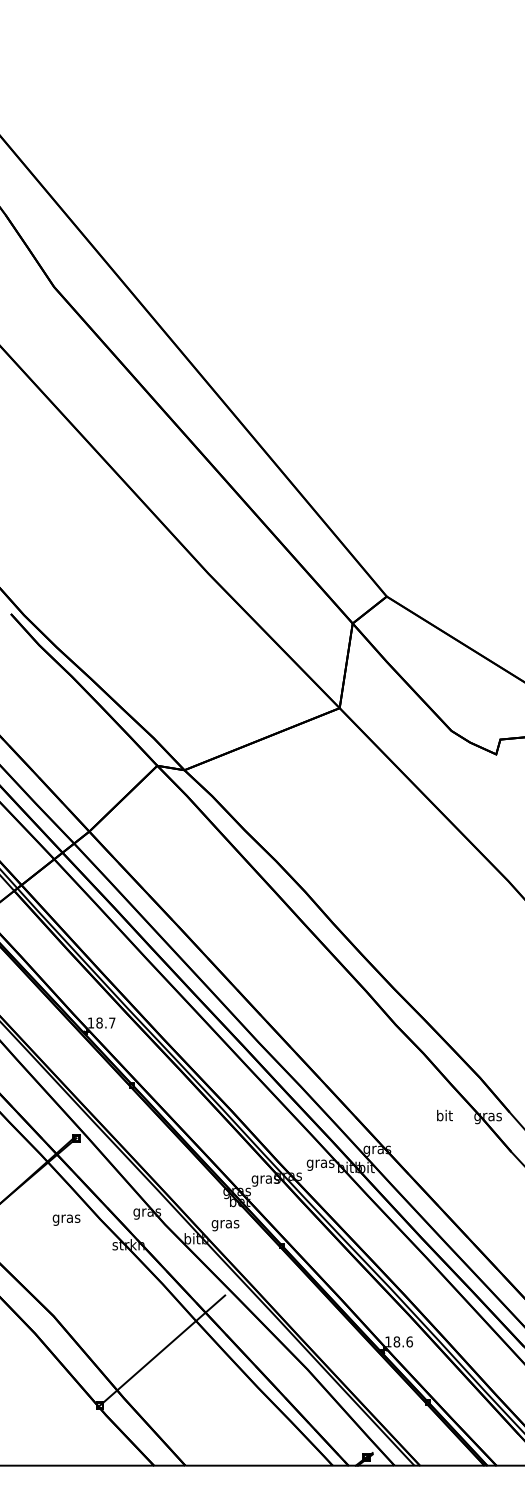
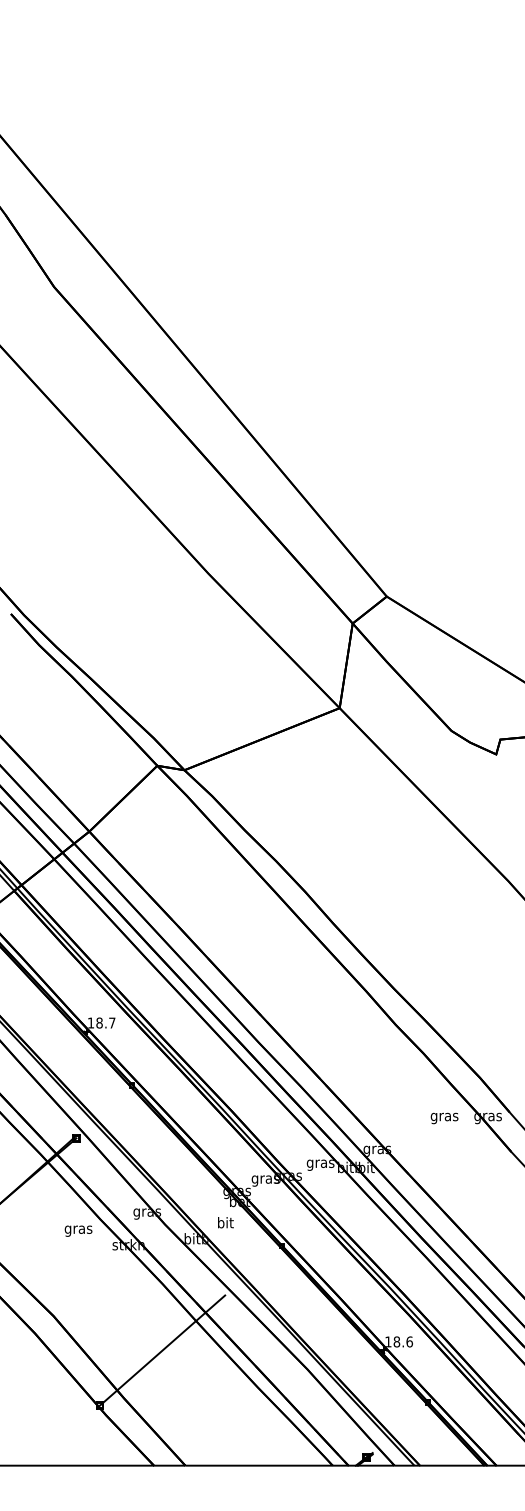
text: bit -> gras (444, 1116)
text position: (66, 1219) -> (78, 1230) (78, 1230)
text: gras -> bit (225, 1224)
